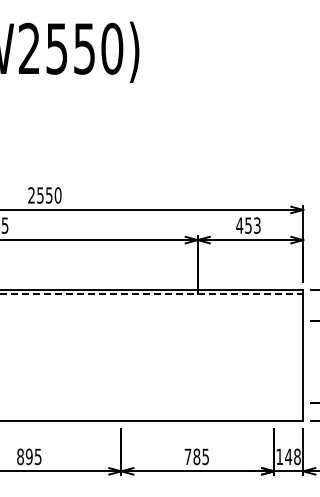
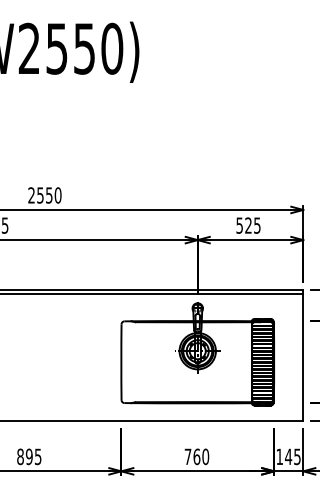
text: 453 -> 525 (248, 225)
line: dashed -> solid (152, 294)
part: none -> present (197, 354)
text: 785 -> 760 (201, 456)
text: 148 -> 145 (297, 456)
